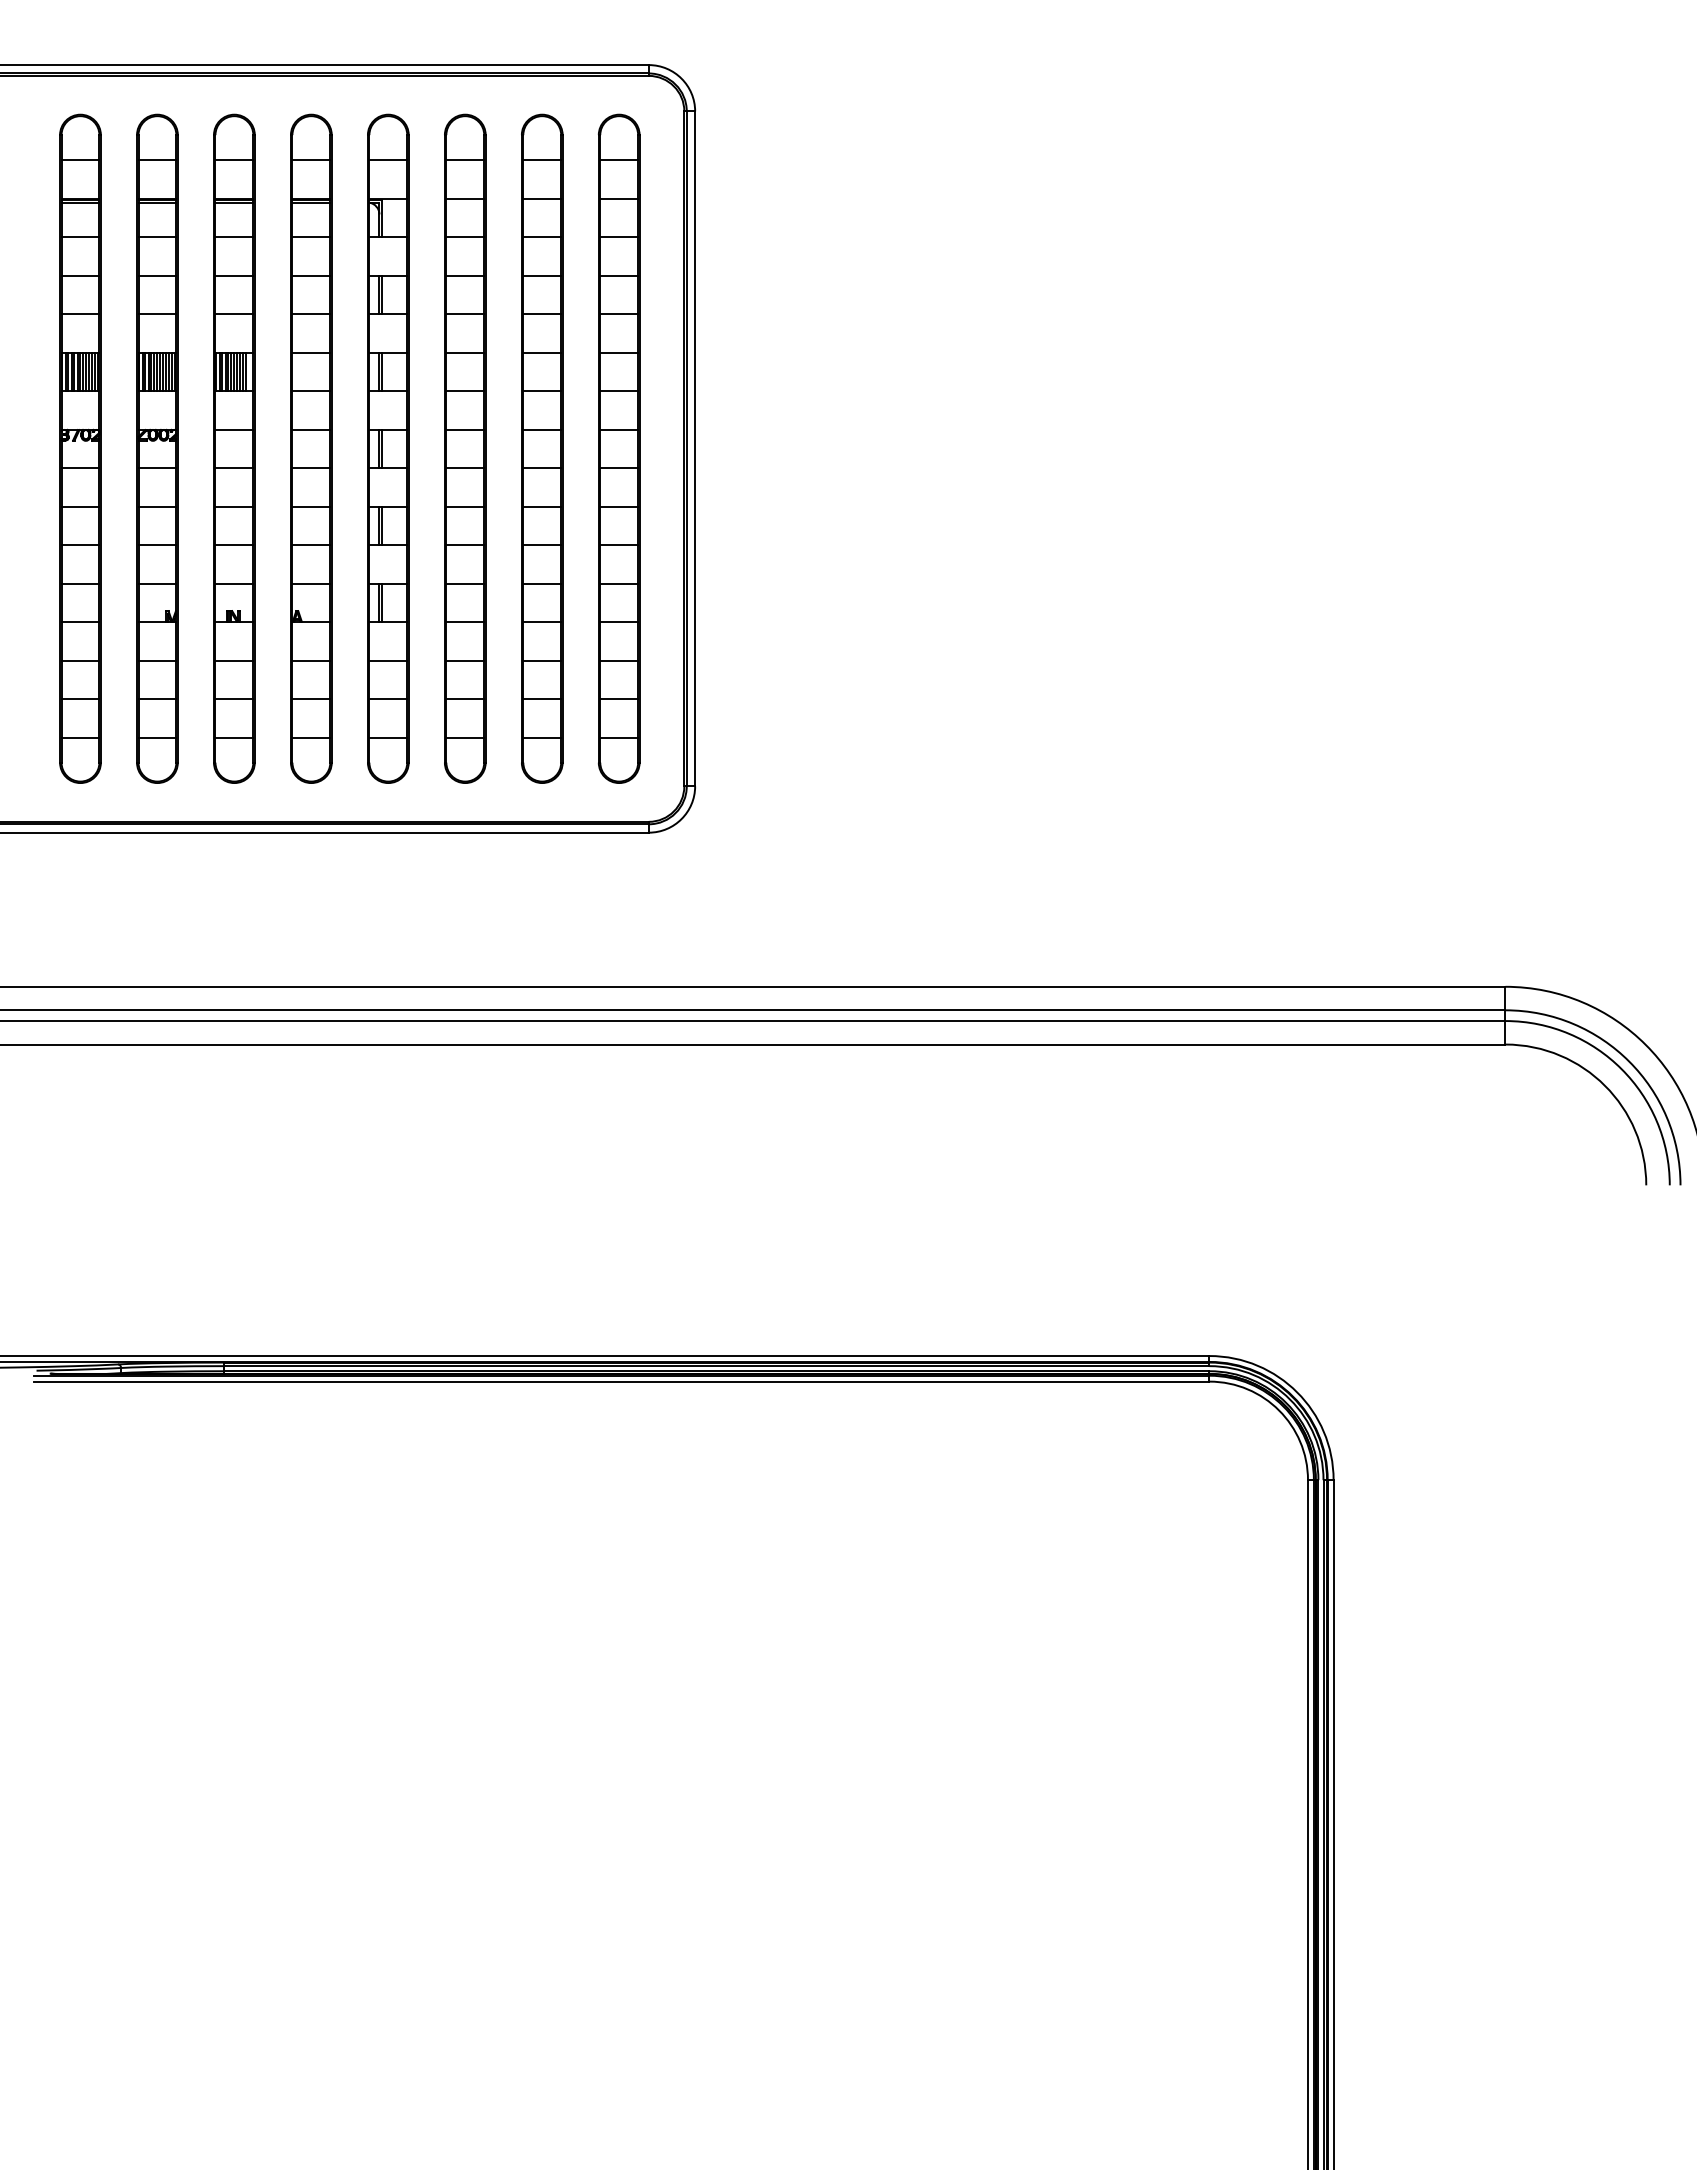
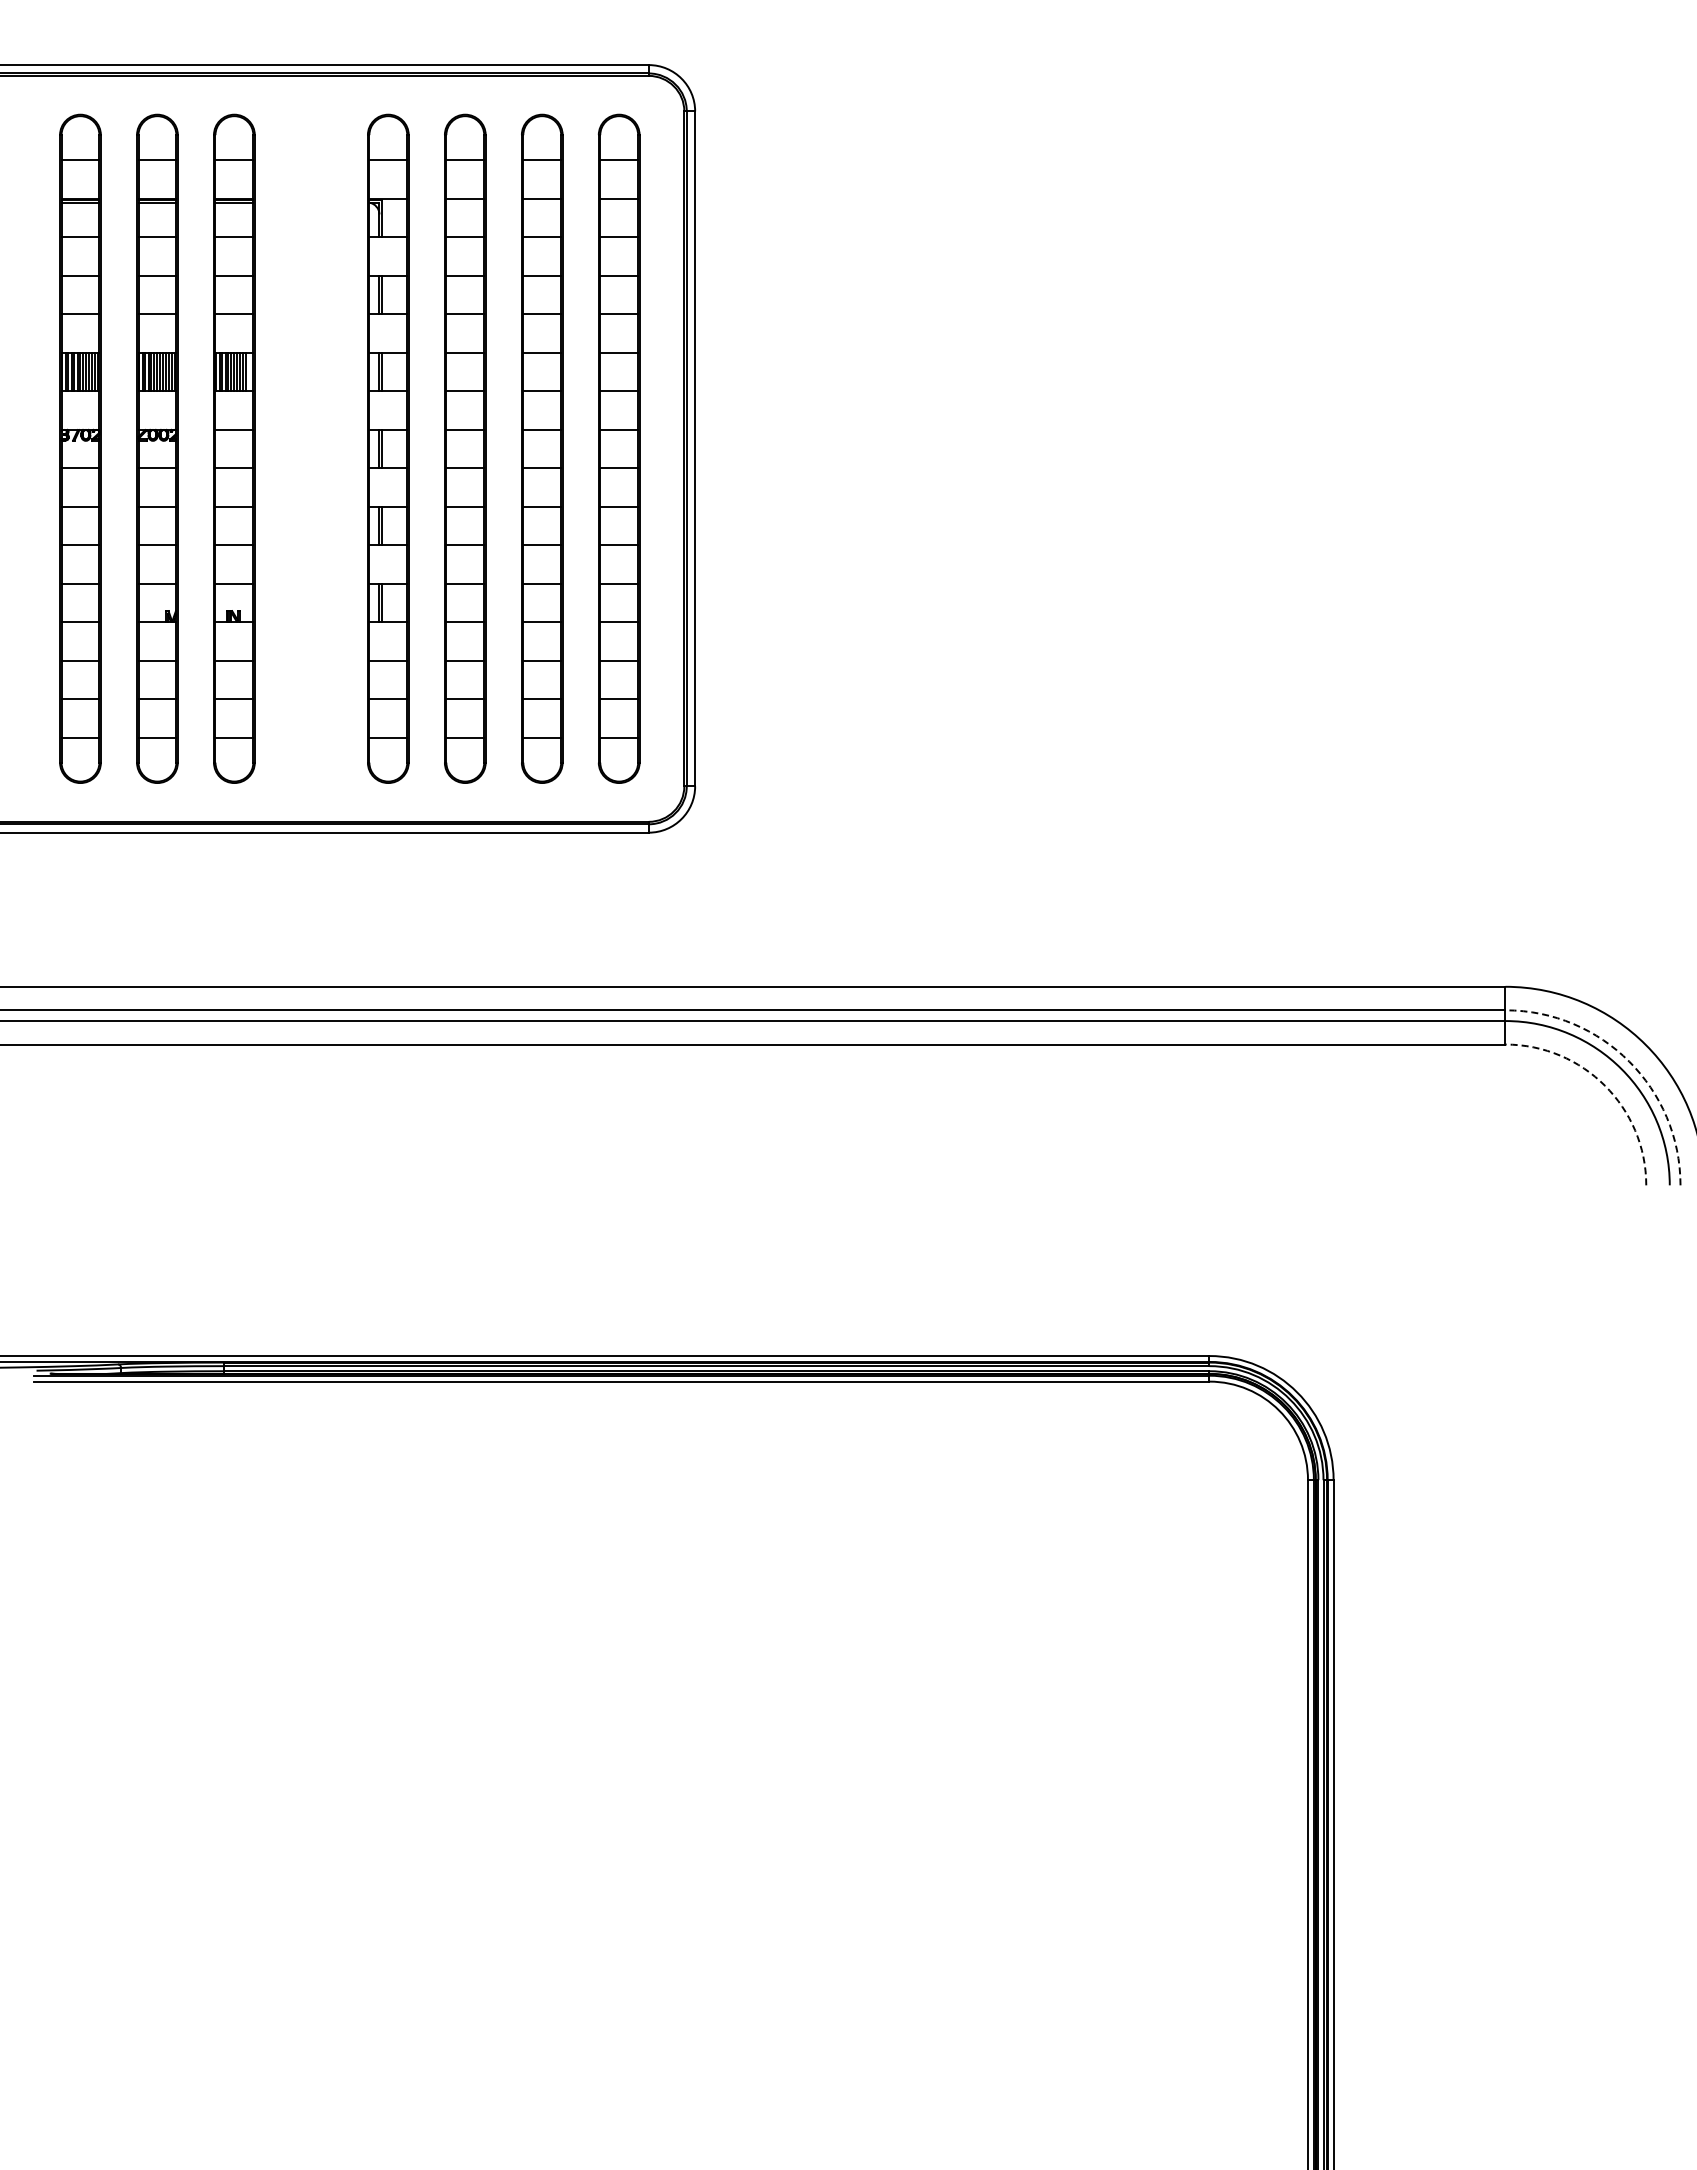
part: present -> none (311, 448)
arc: solid -> dashed (1629, 1061)
arc: solid -> dashed (1605, 1085)
